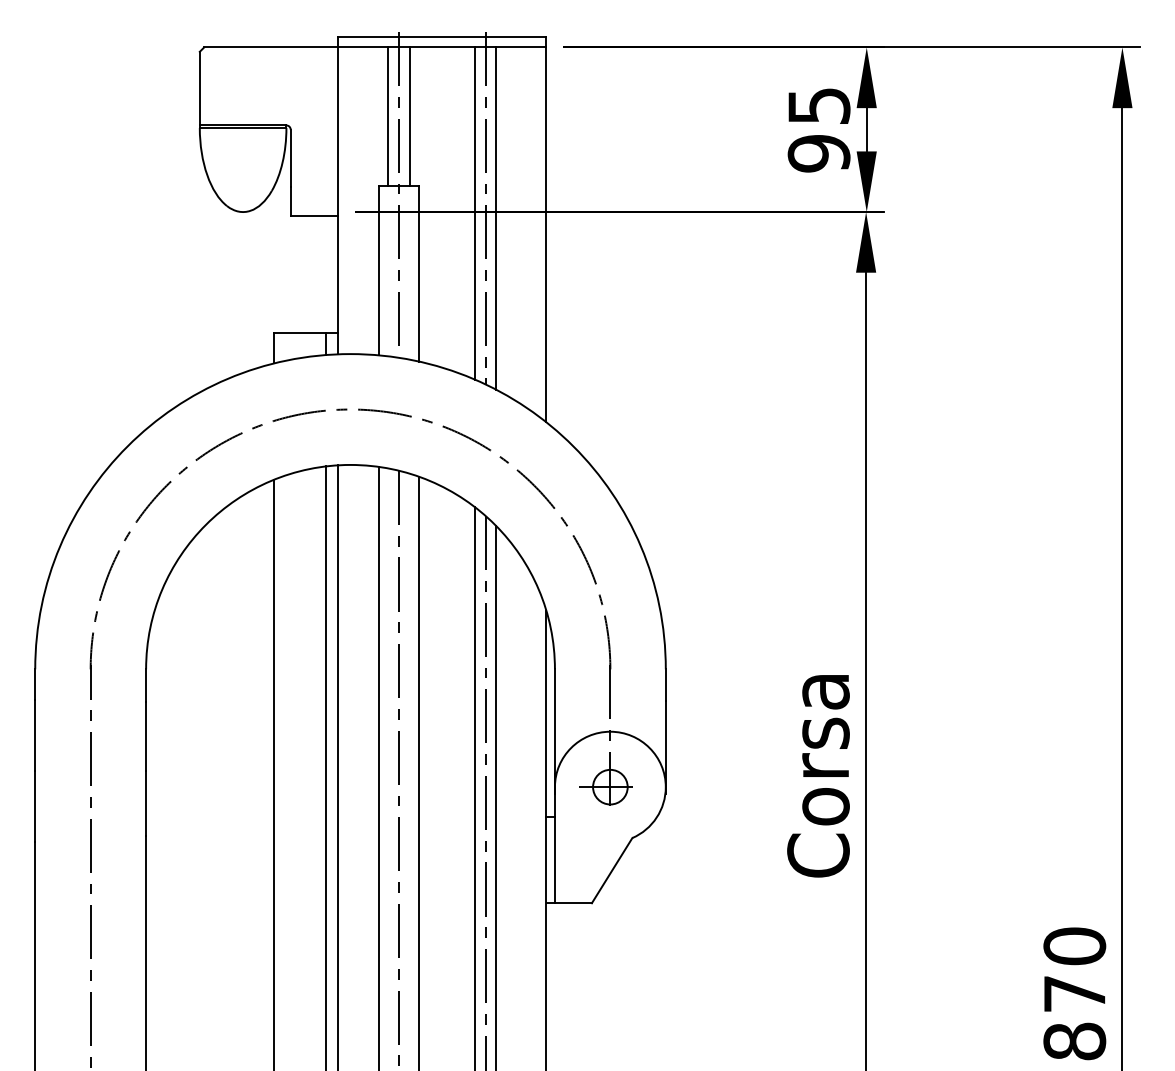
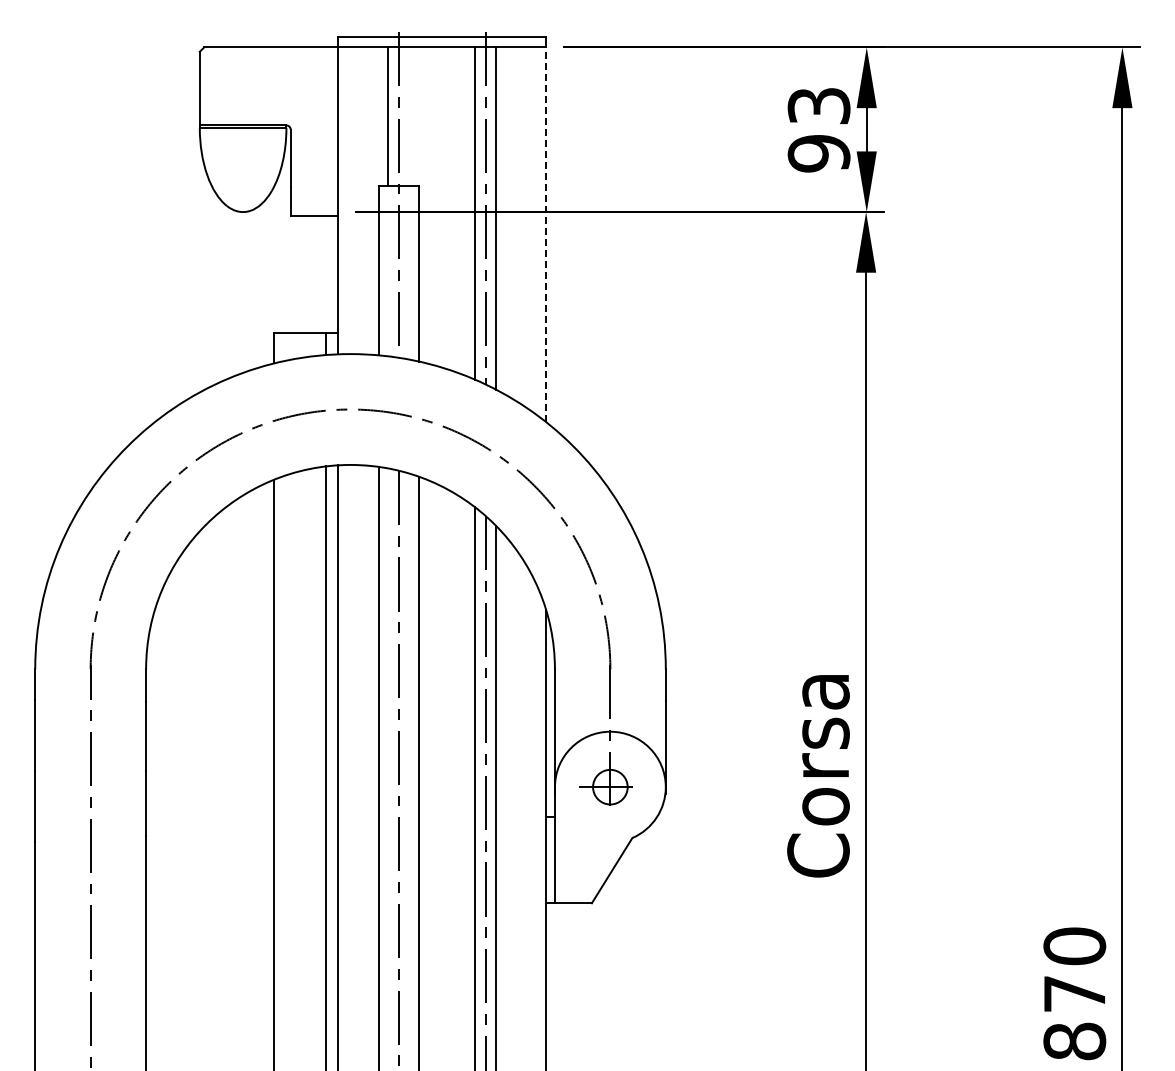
text: 95 -> 93 (818, 105)
line: present -> none (409, 116)
line: solid -> dashed (546, 234)
